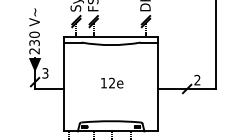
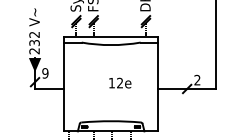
text: 230 -> 232 (34, 34)
text: 3 -> 9 (45, 73)
text position: (112, 82) -> (120, 82) (120, 82)
